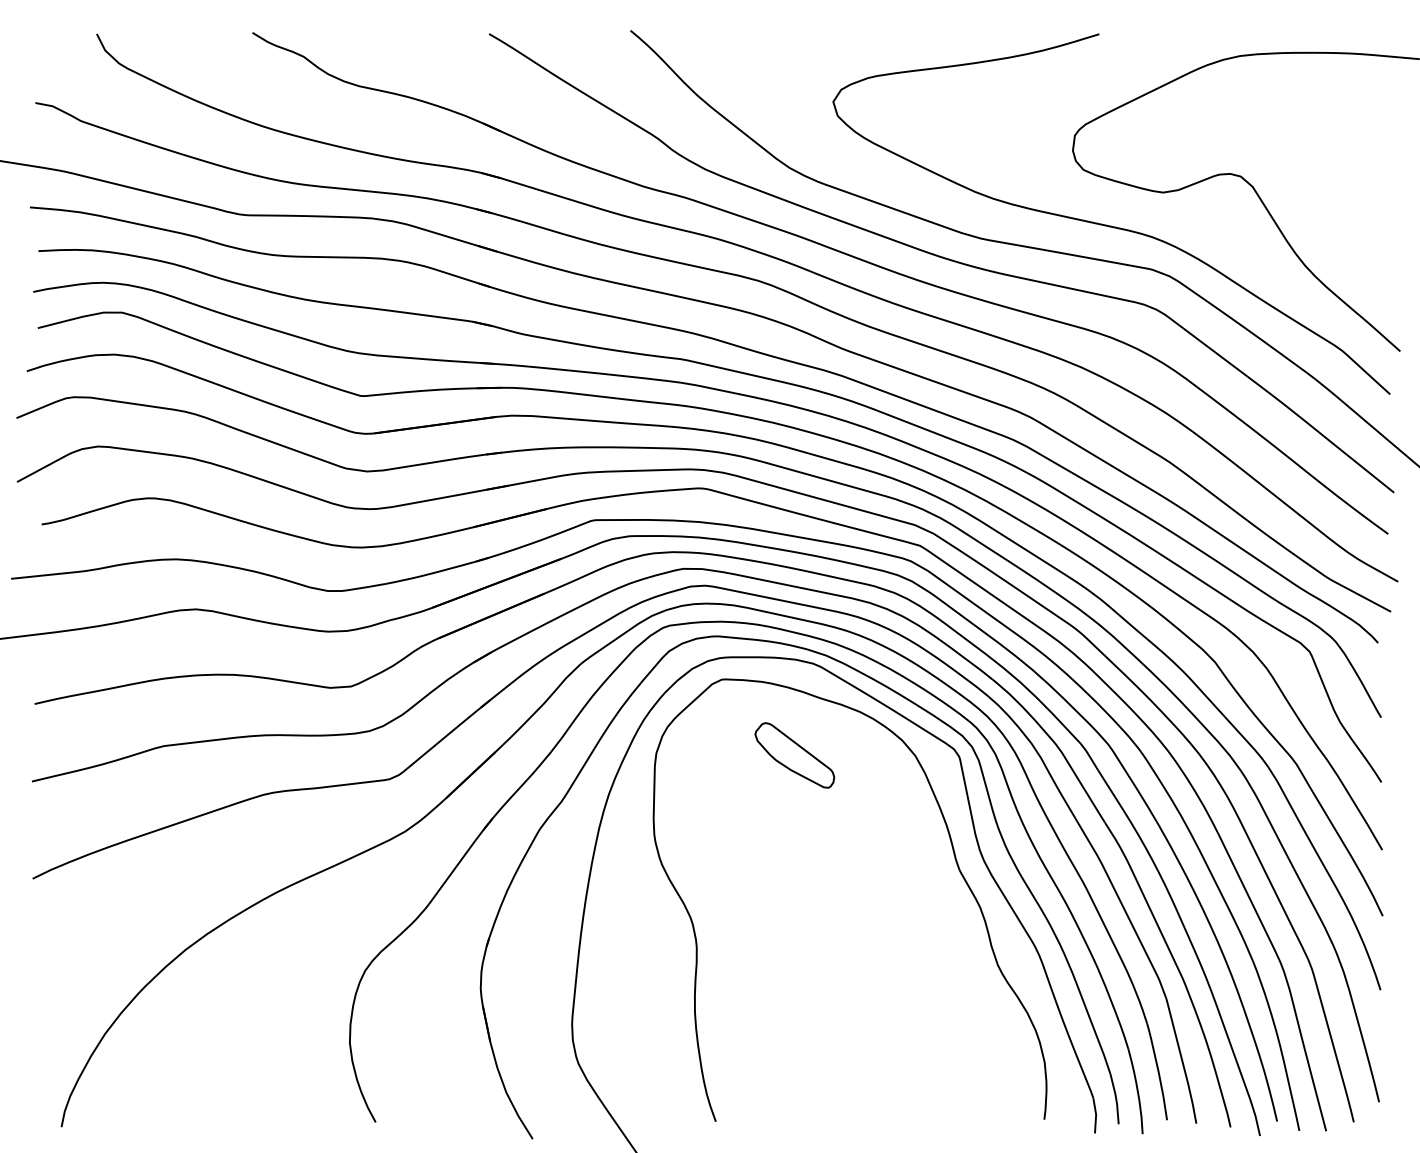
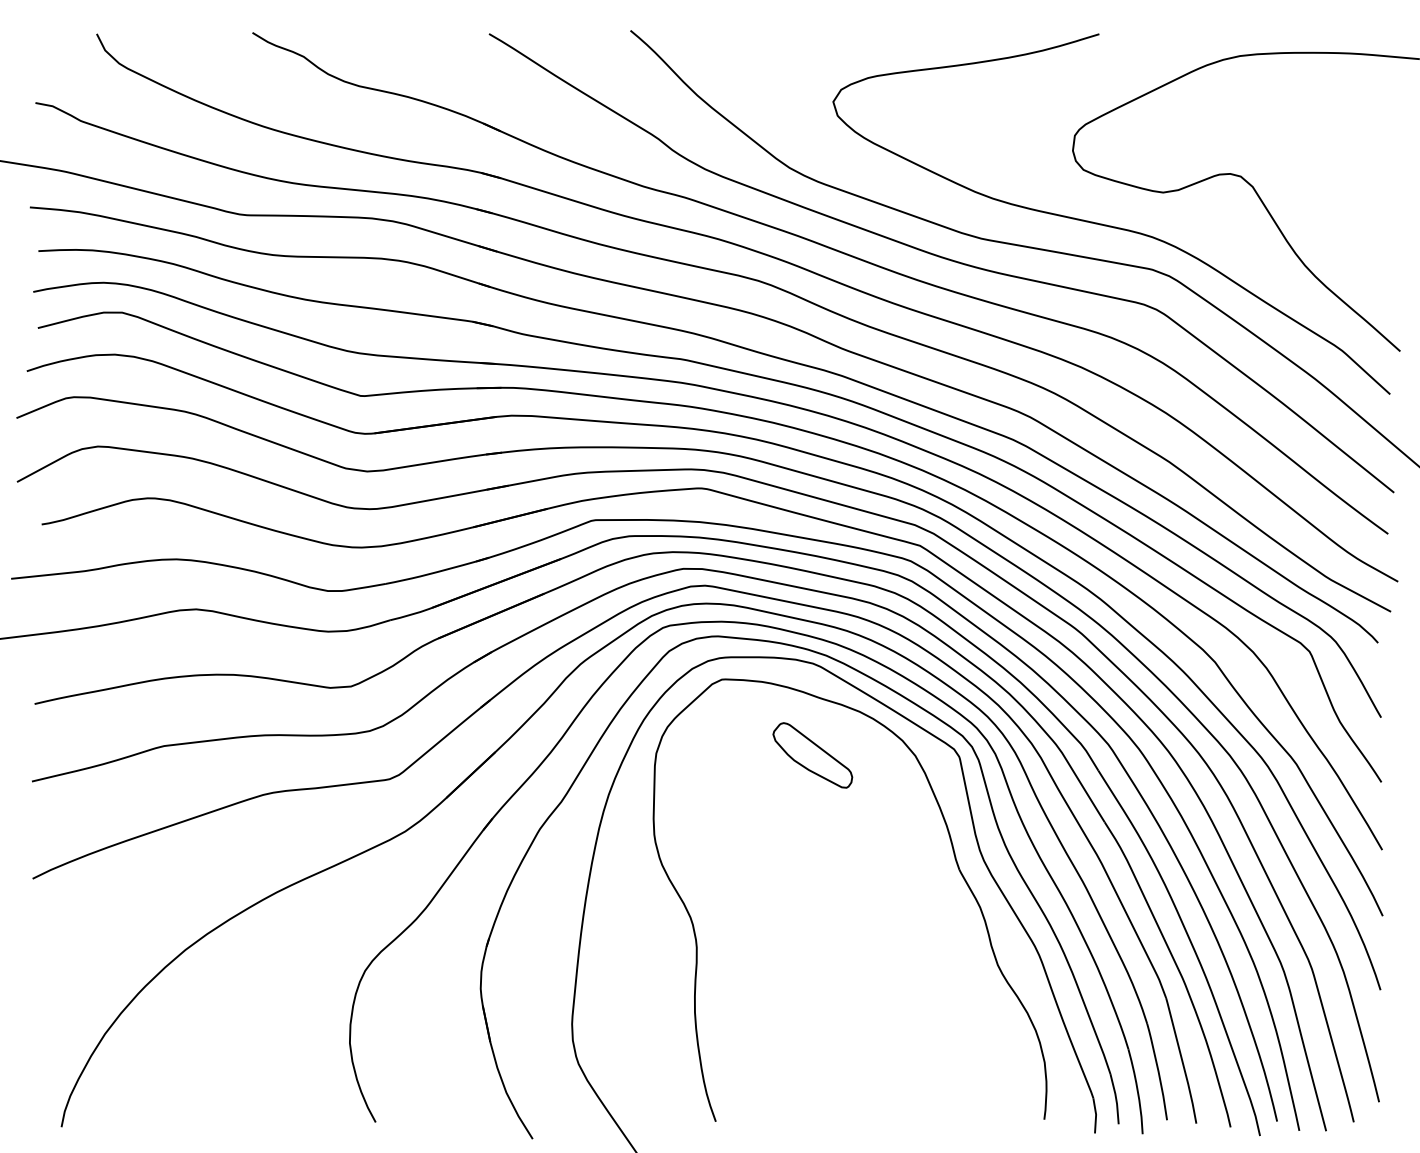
part position: (794, 755) -> (812, 755) (812, 755)
